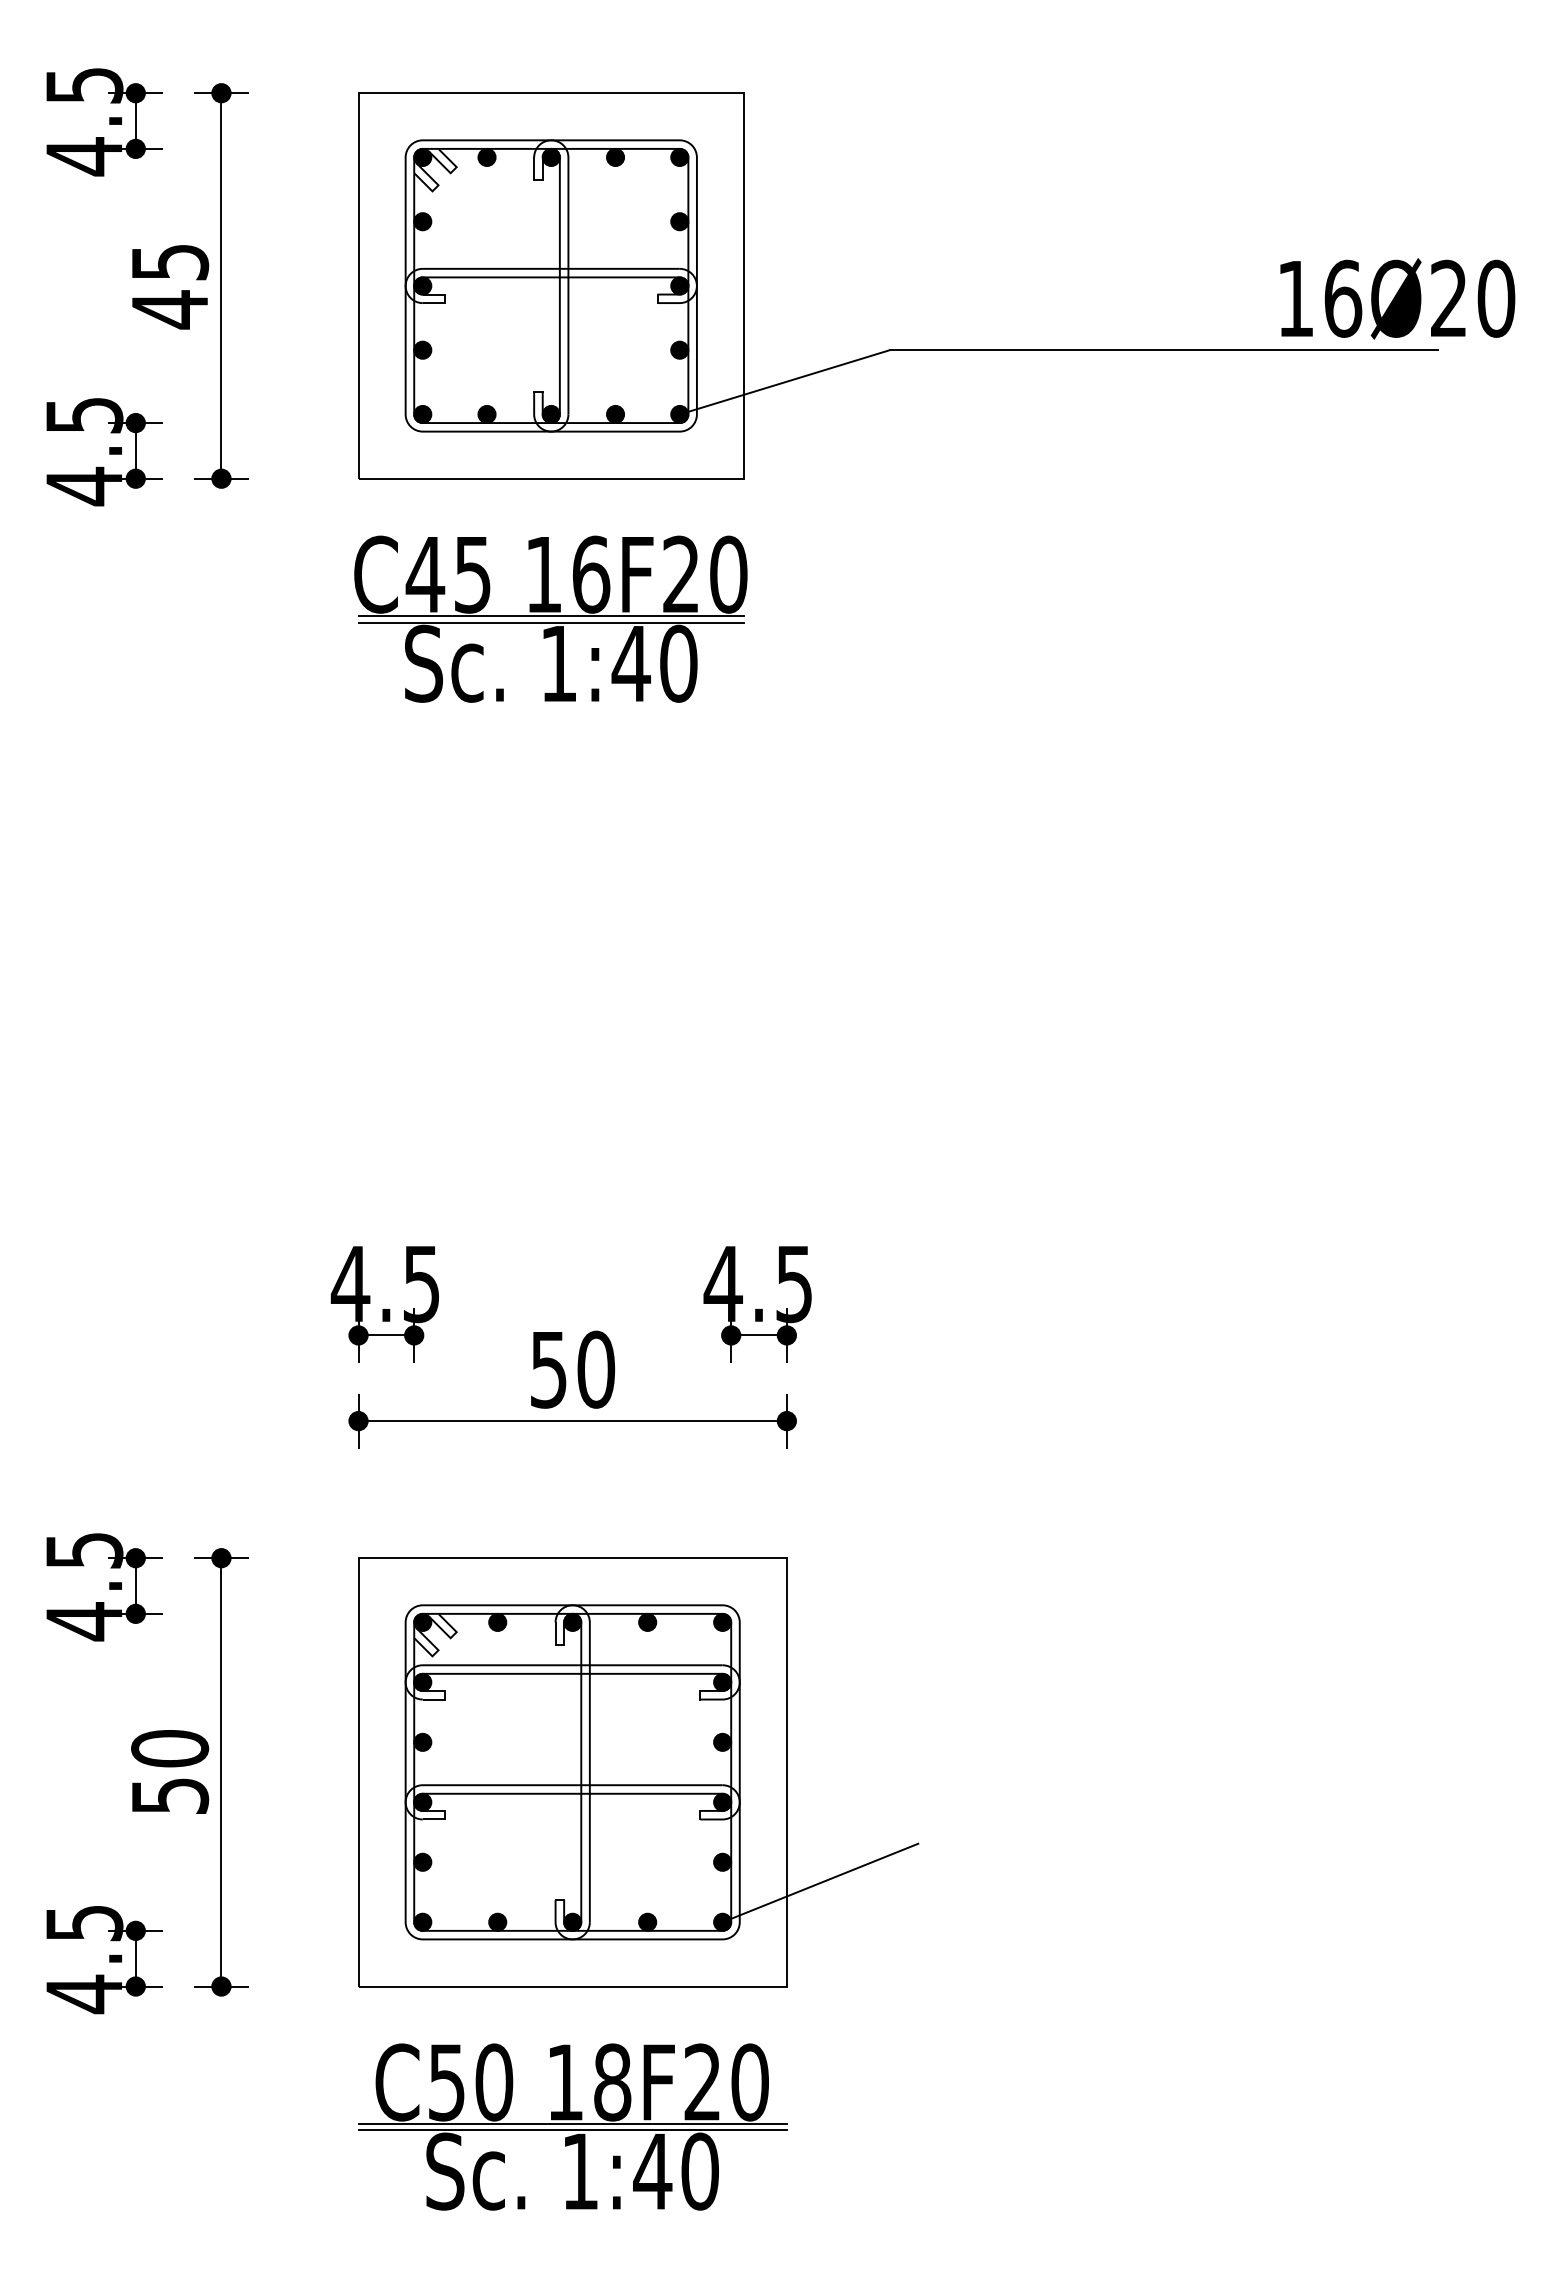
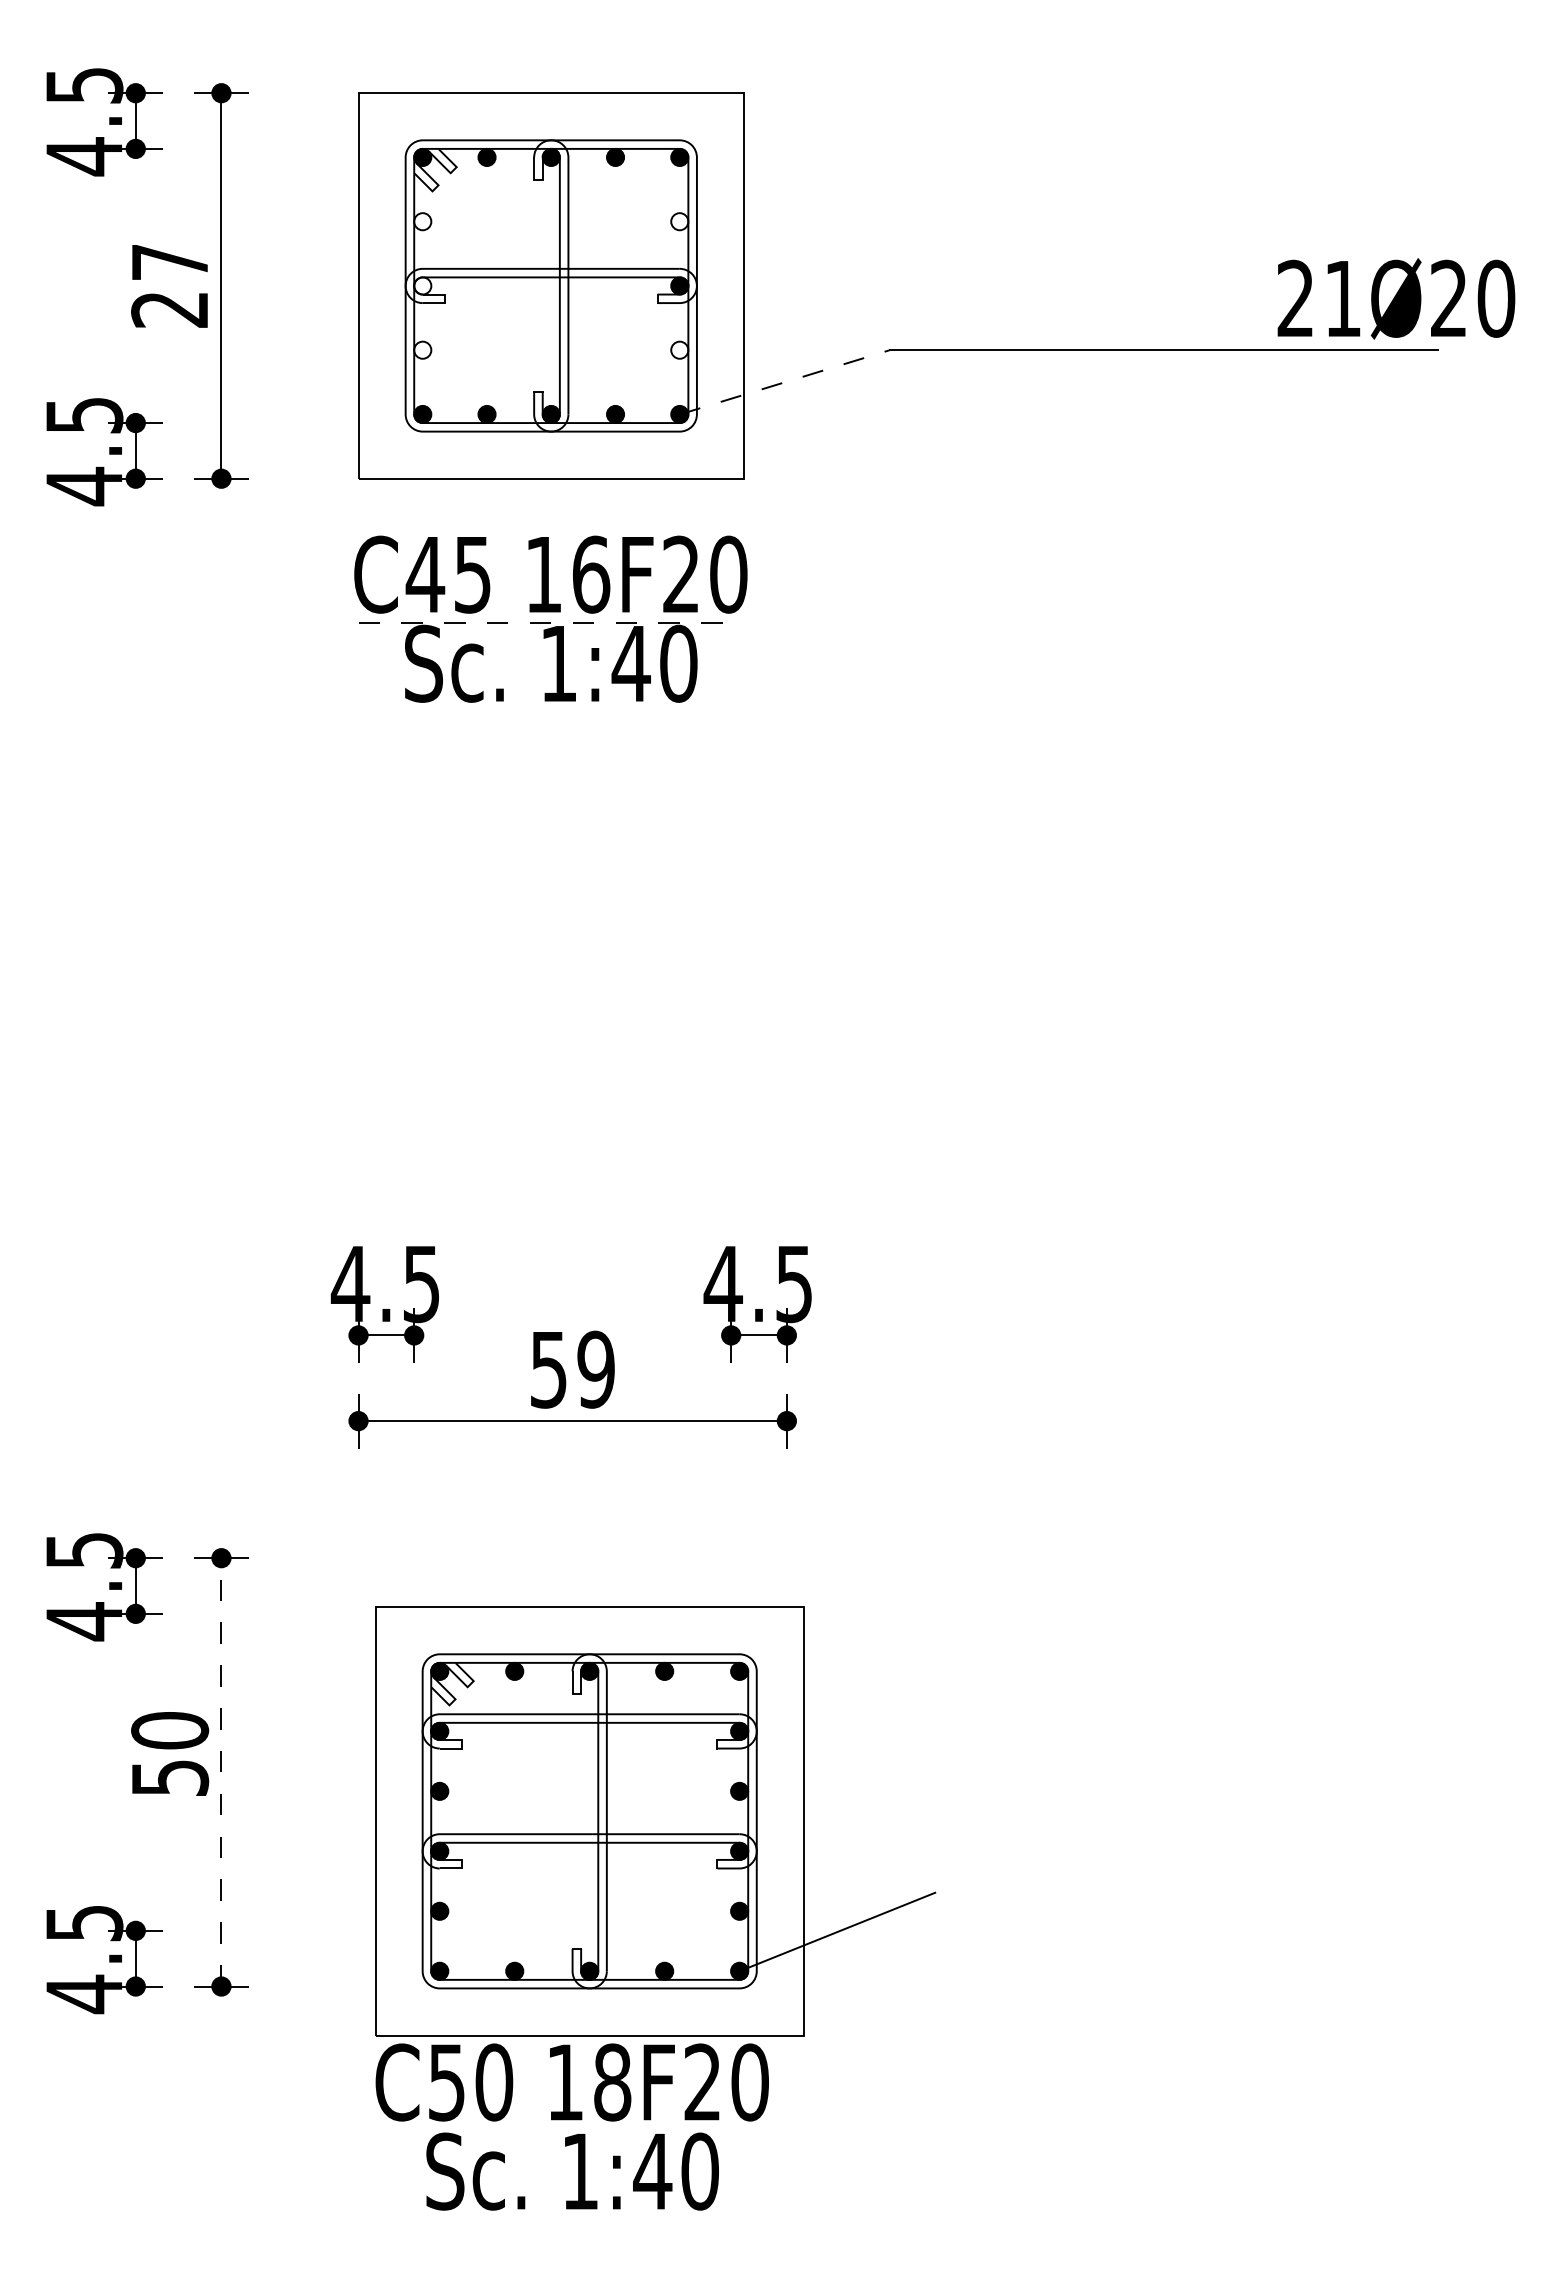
fill: present -> none (422, 221)
fill: present -> none (679, 221)
fill: present -> none (422, 285)
text: 45 -> 27 (170, 287)
text: 16Ø20 -> 21Ø20 (1319, 298)
fill: present -> none (422, 349)
fill: present -> none (679, 349)
line: solid -> dashed (784, 382)
line: present -> none (551, 615)
line: solid -> dashed (551, 622)
text: 50 -> 59 (596, 1369)
text position: (170, 1771) -> (170, 1753) (170, 1753)
line: solid -> dashed (221, 1771)
part position: (638, 1772) -> (655, 1821) (655, 1821)
line: present -> none (572, 2123)
line: present -> none (572, 2130)
